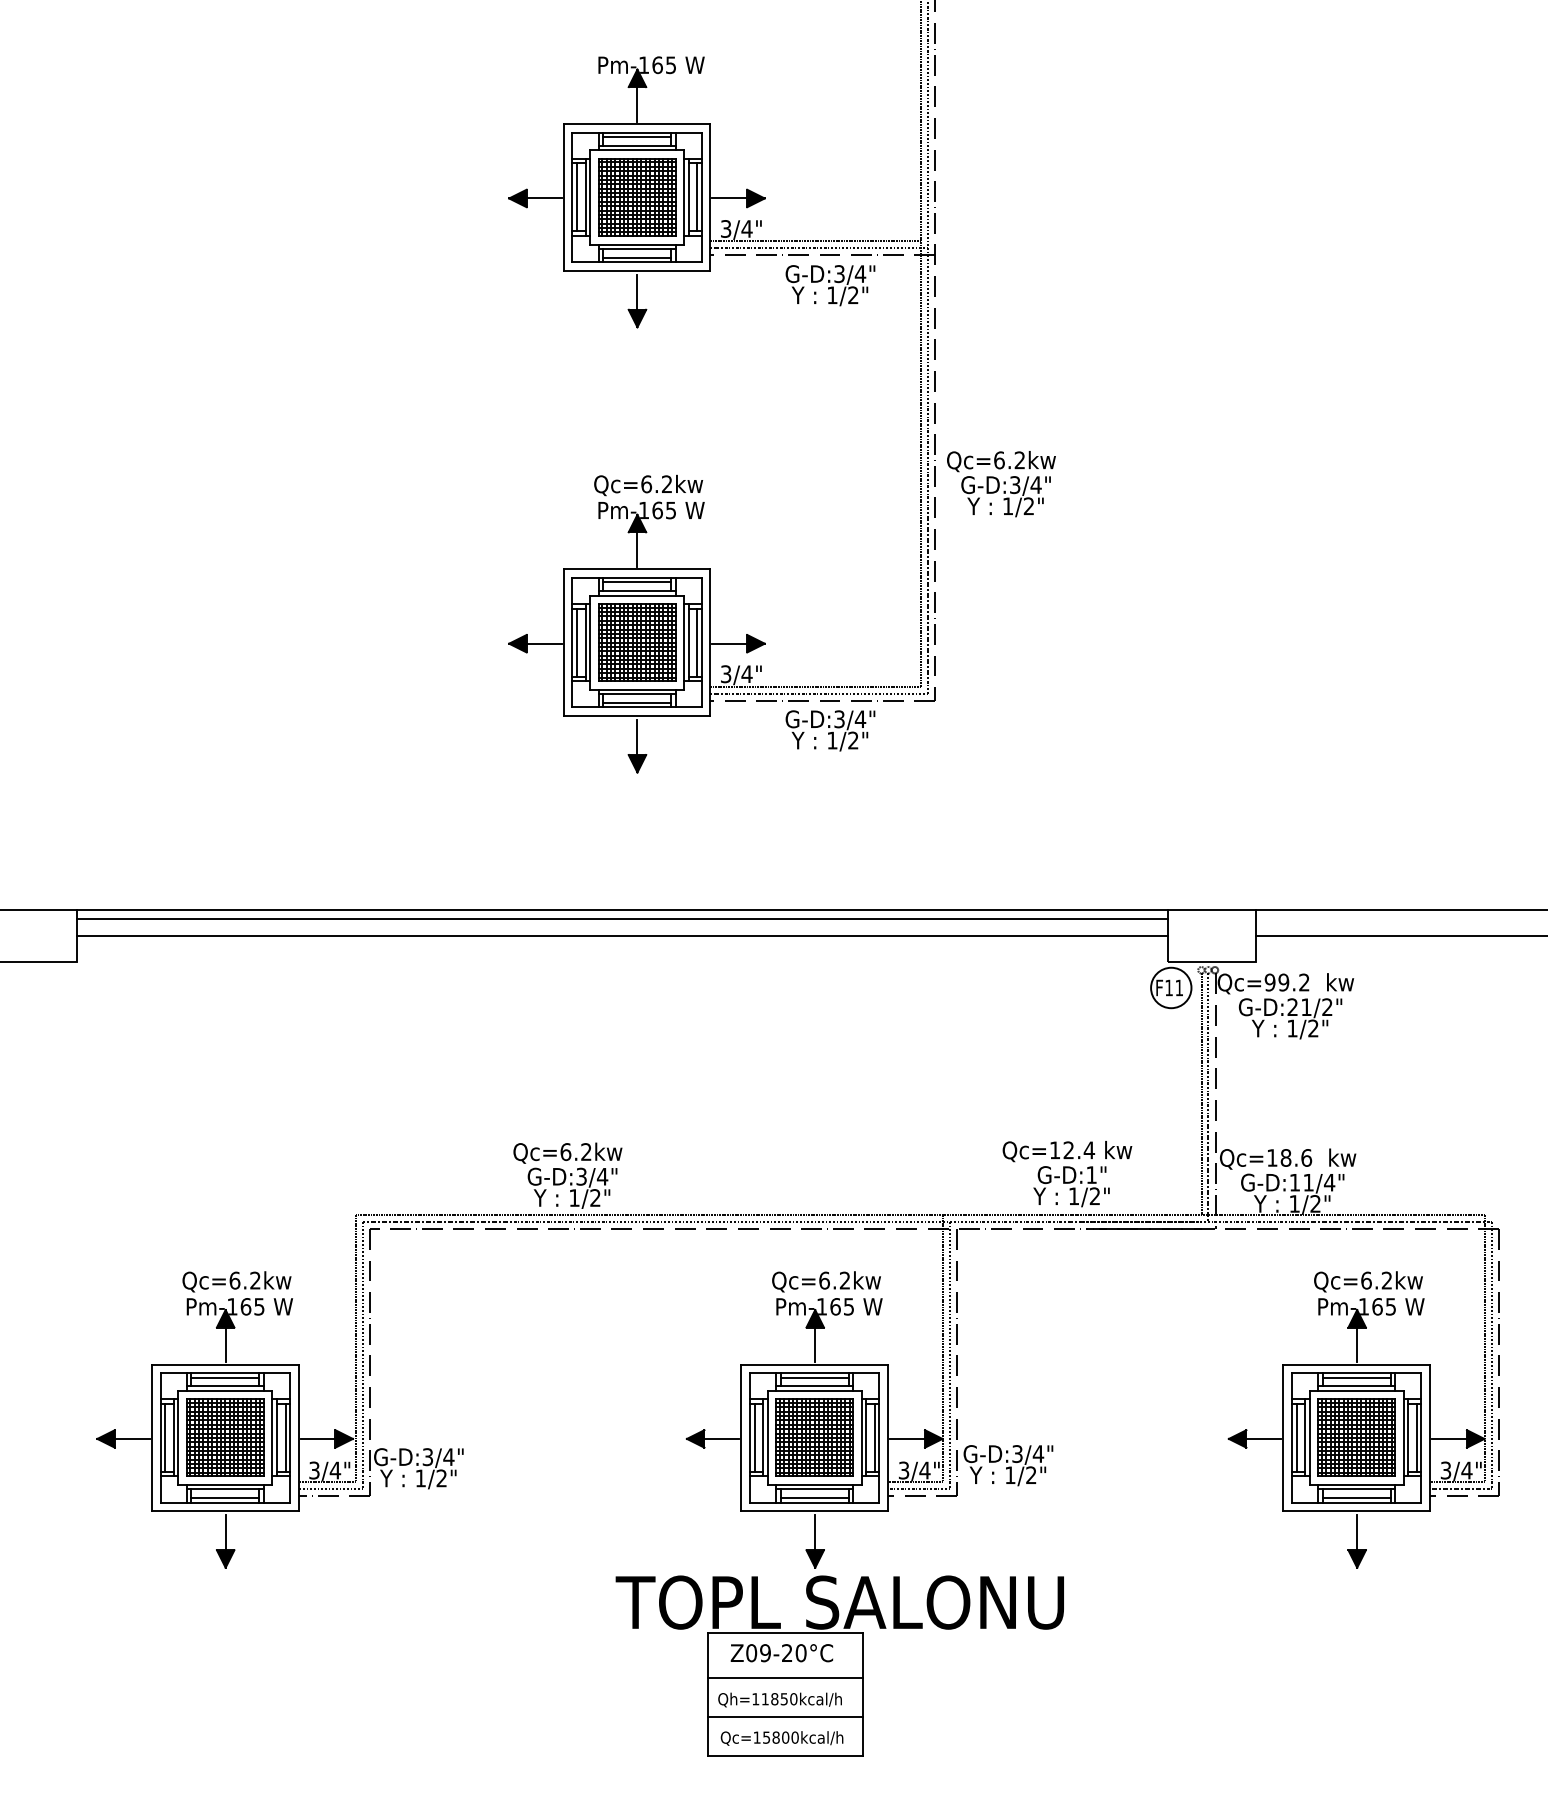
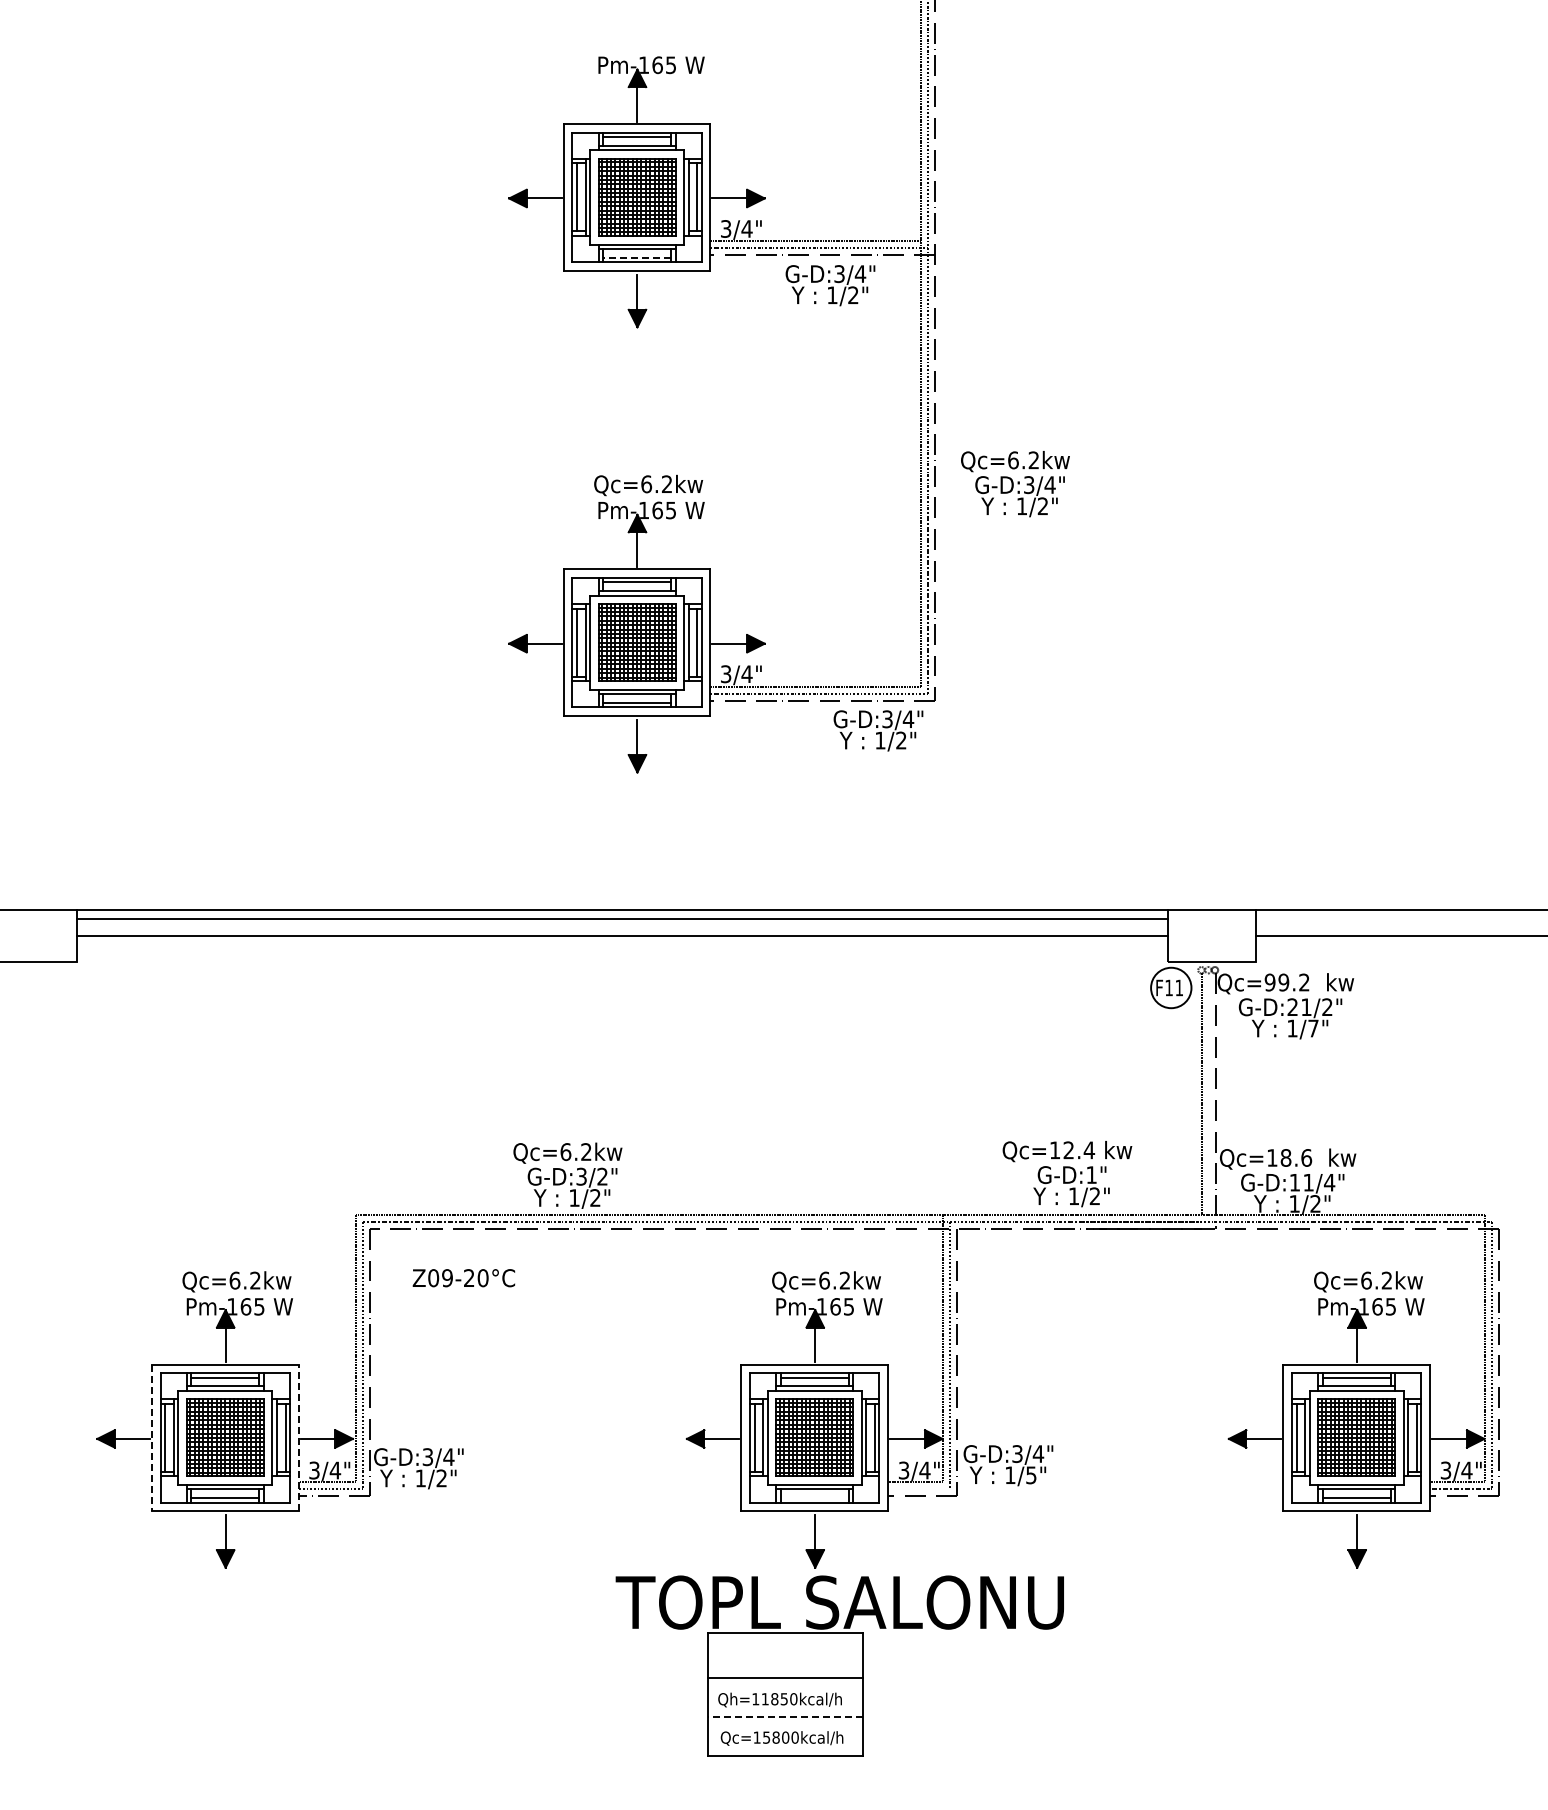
line: solid -> dashed (636, 257)
text position: (1001, 484) -> (1015, 484) (1015, 484)
text position: (830, 730) -> (878, 730) (878, 730)
text: 1/2" -> 1/7" (1313, 1028)
line: present -> none (1208, 1097)
text: G-D:3/4" -> G-D:3/2" (602, 1176)
line: solid -> dashed (298, 1437)
line: solid -> dashed (151, 1438)
text: 1/2" -> 1/5" (1031, 1475)
line: present -> none (919, 1488)
line: present -> none (814, 1498)
text position: (781, 1653) -> (463, 1278) (463, 1278)
line: solid -> dashed (785, 1716)
